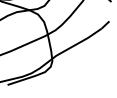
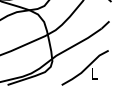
part: none -> present (84, 67)
